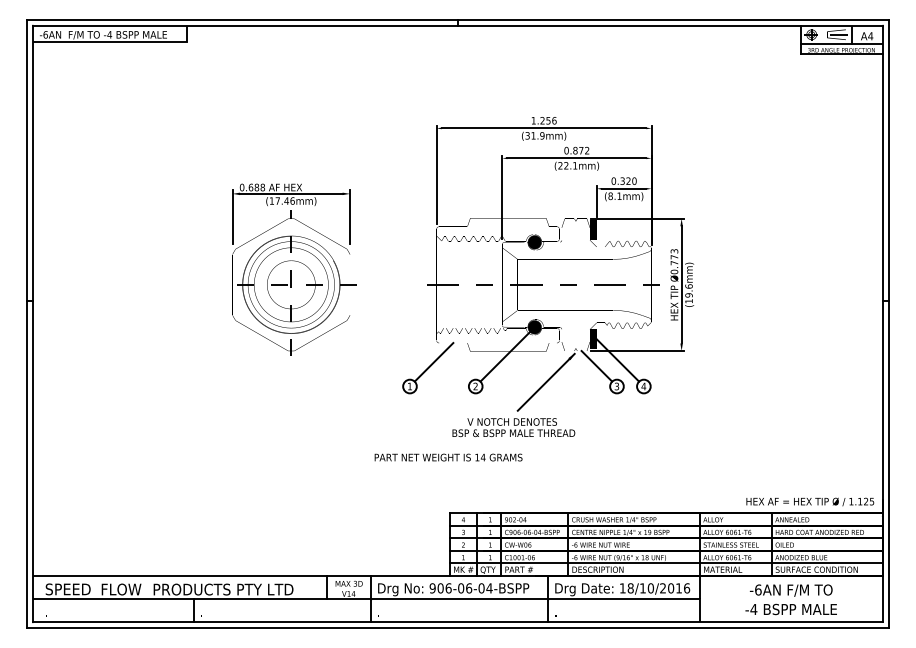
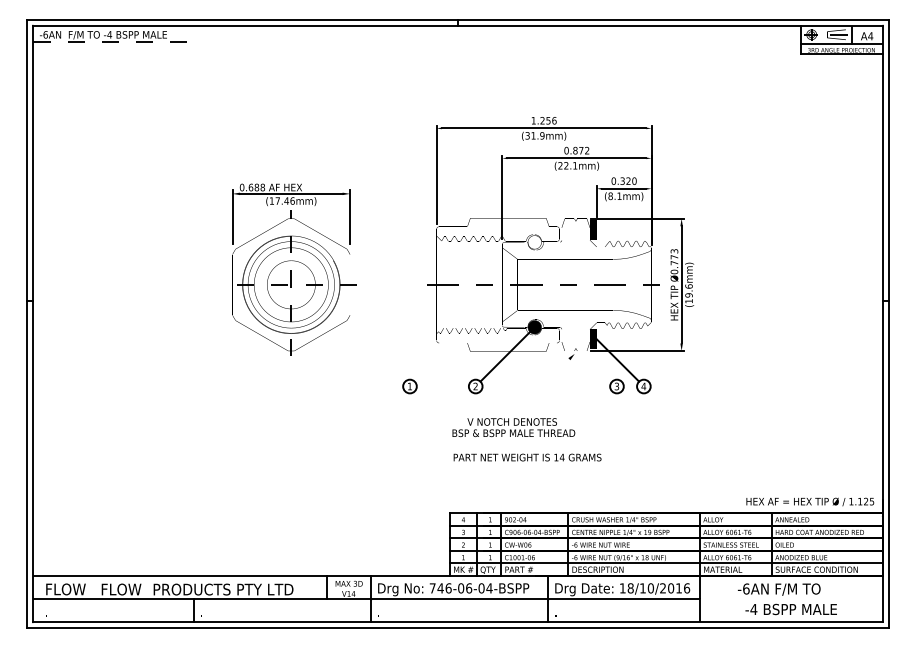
line: solid -> dashed (118, 42)
fill: present -> none (534, 242)
line: present -> none (433, 362)
line: present -> none (596, 366)
line: present -> none (545, 381)
text position: (448, 457) -> (527, 457) (527, 457)
text: 906-06-04-BSPP -> 746-06-04-BSPP (436, 588)
text: SPEED -> FLOW (67, 589)
text position: (790, 590) -> (778, 589) (778, 589)
